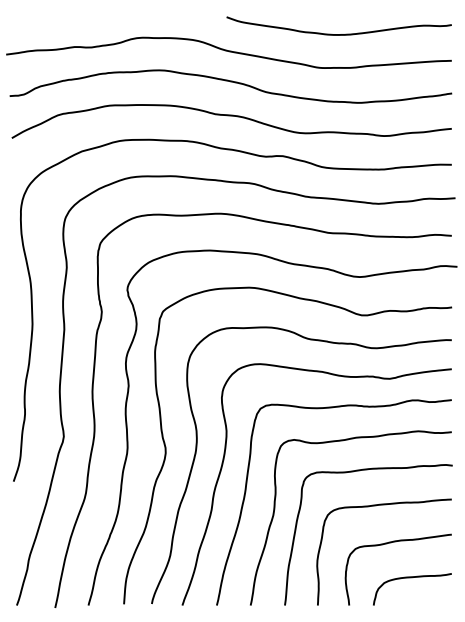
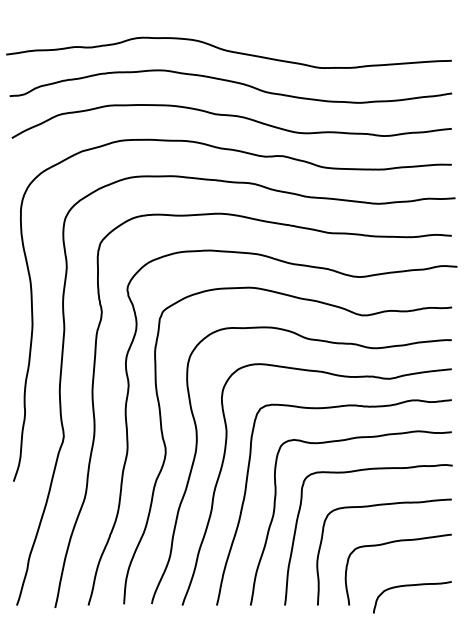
curve: present -> none (338, 34)
curve position: (412, 578) -> (412, 586) (412, 586)
